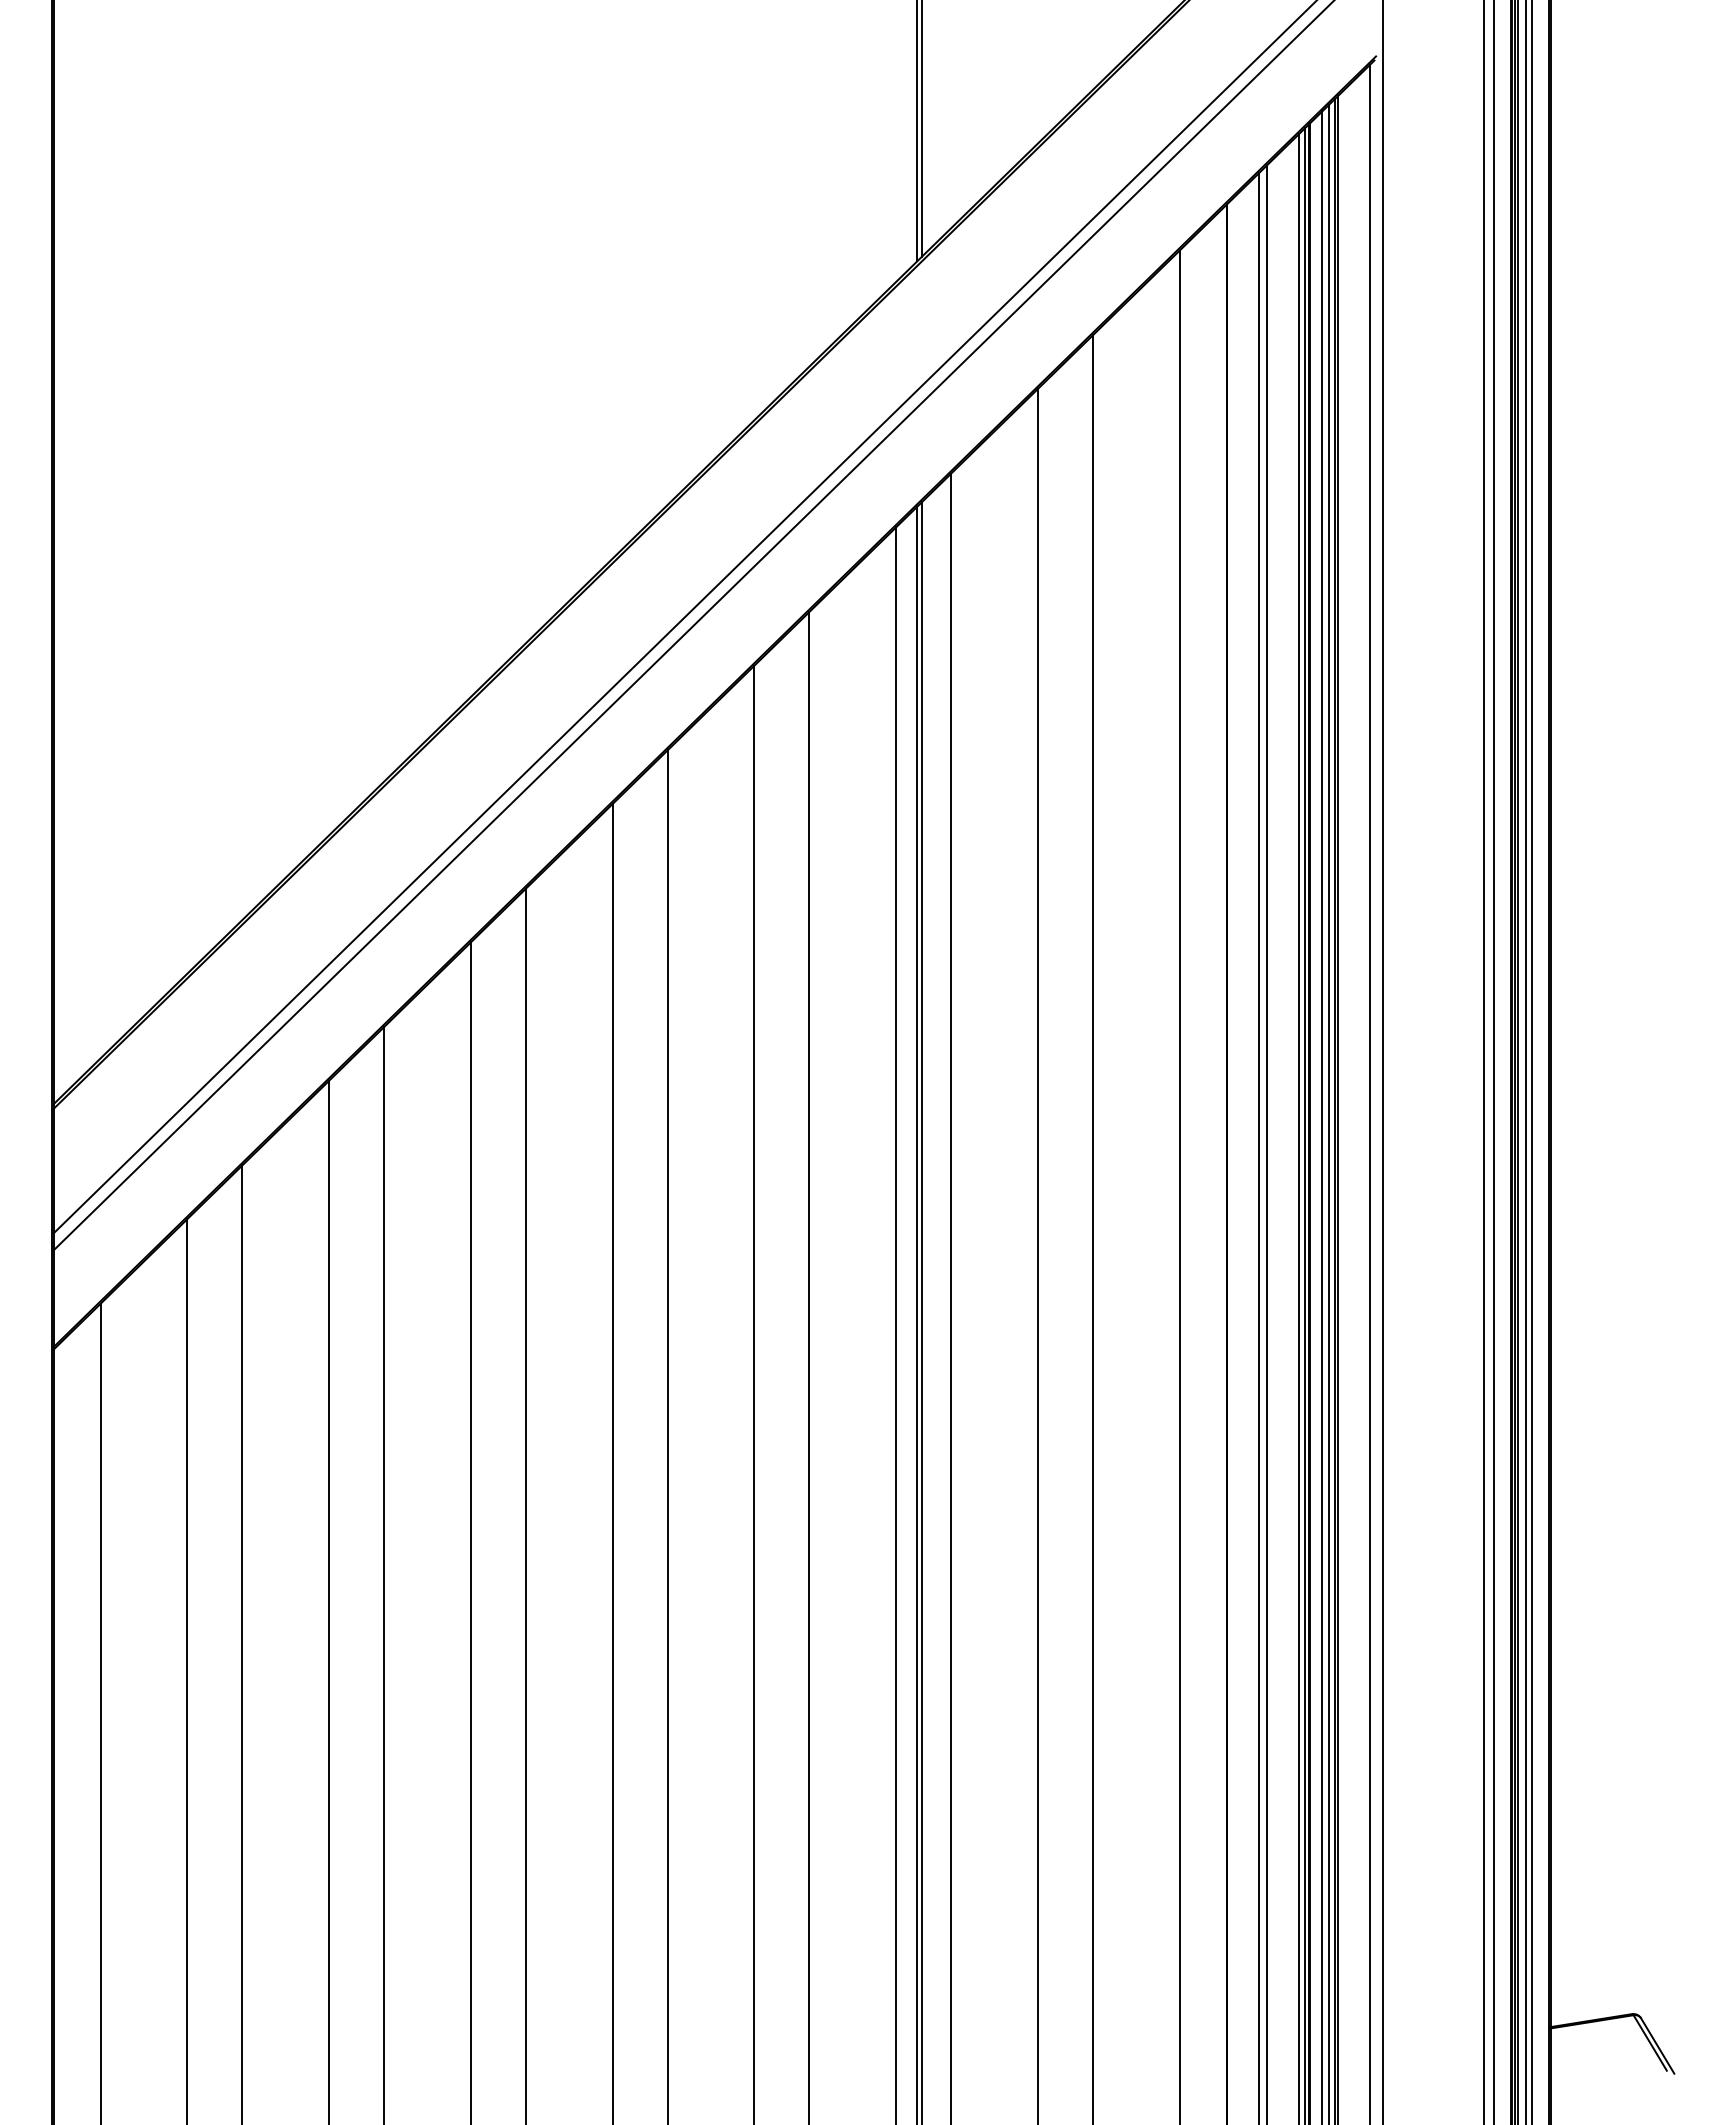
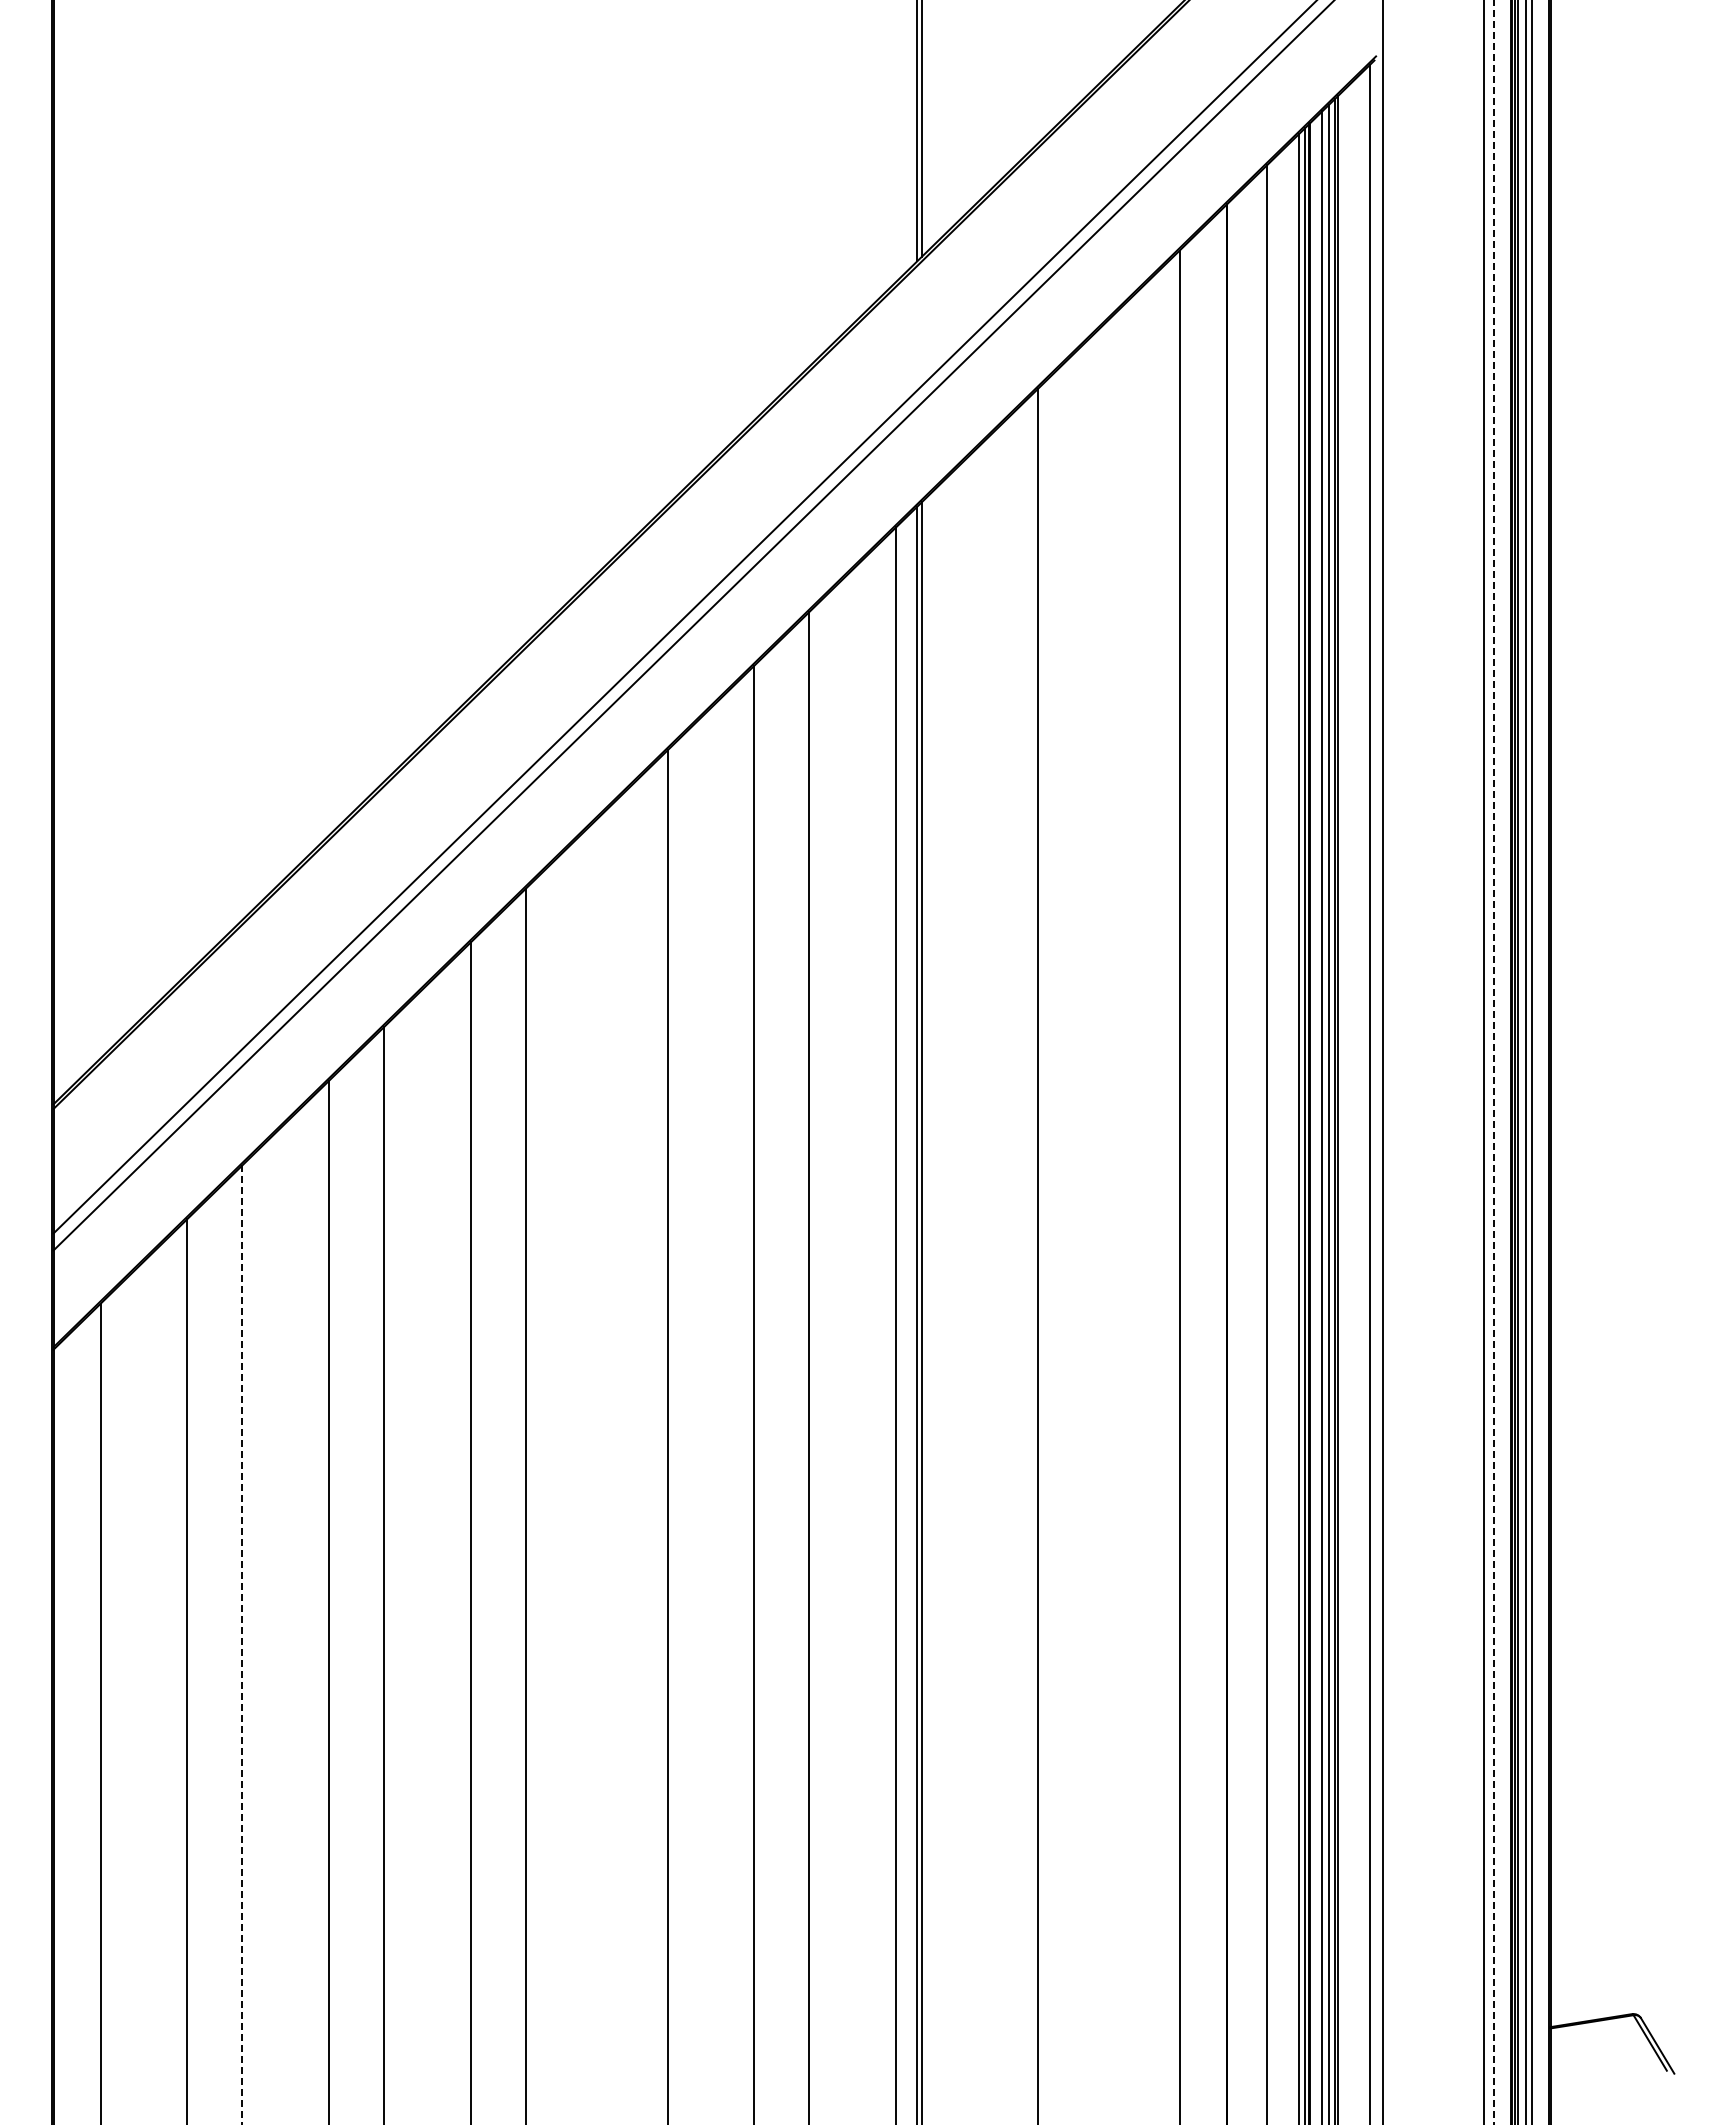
line: solid -> dashed (1494, 1062)
line: present -> none (1258, 1147)
line: present -> none (1092, 1228)
line: present -> none (951, 1297)
line: present -> none (612, 1462)
line: solid -> dashed (242, 1645)
